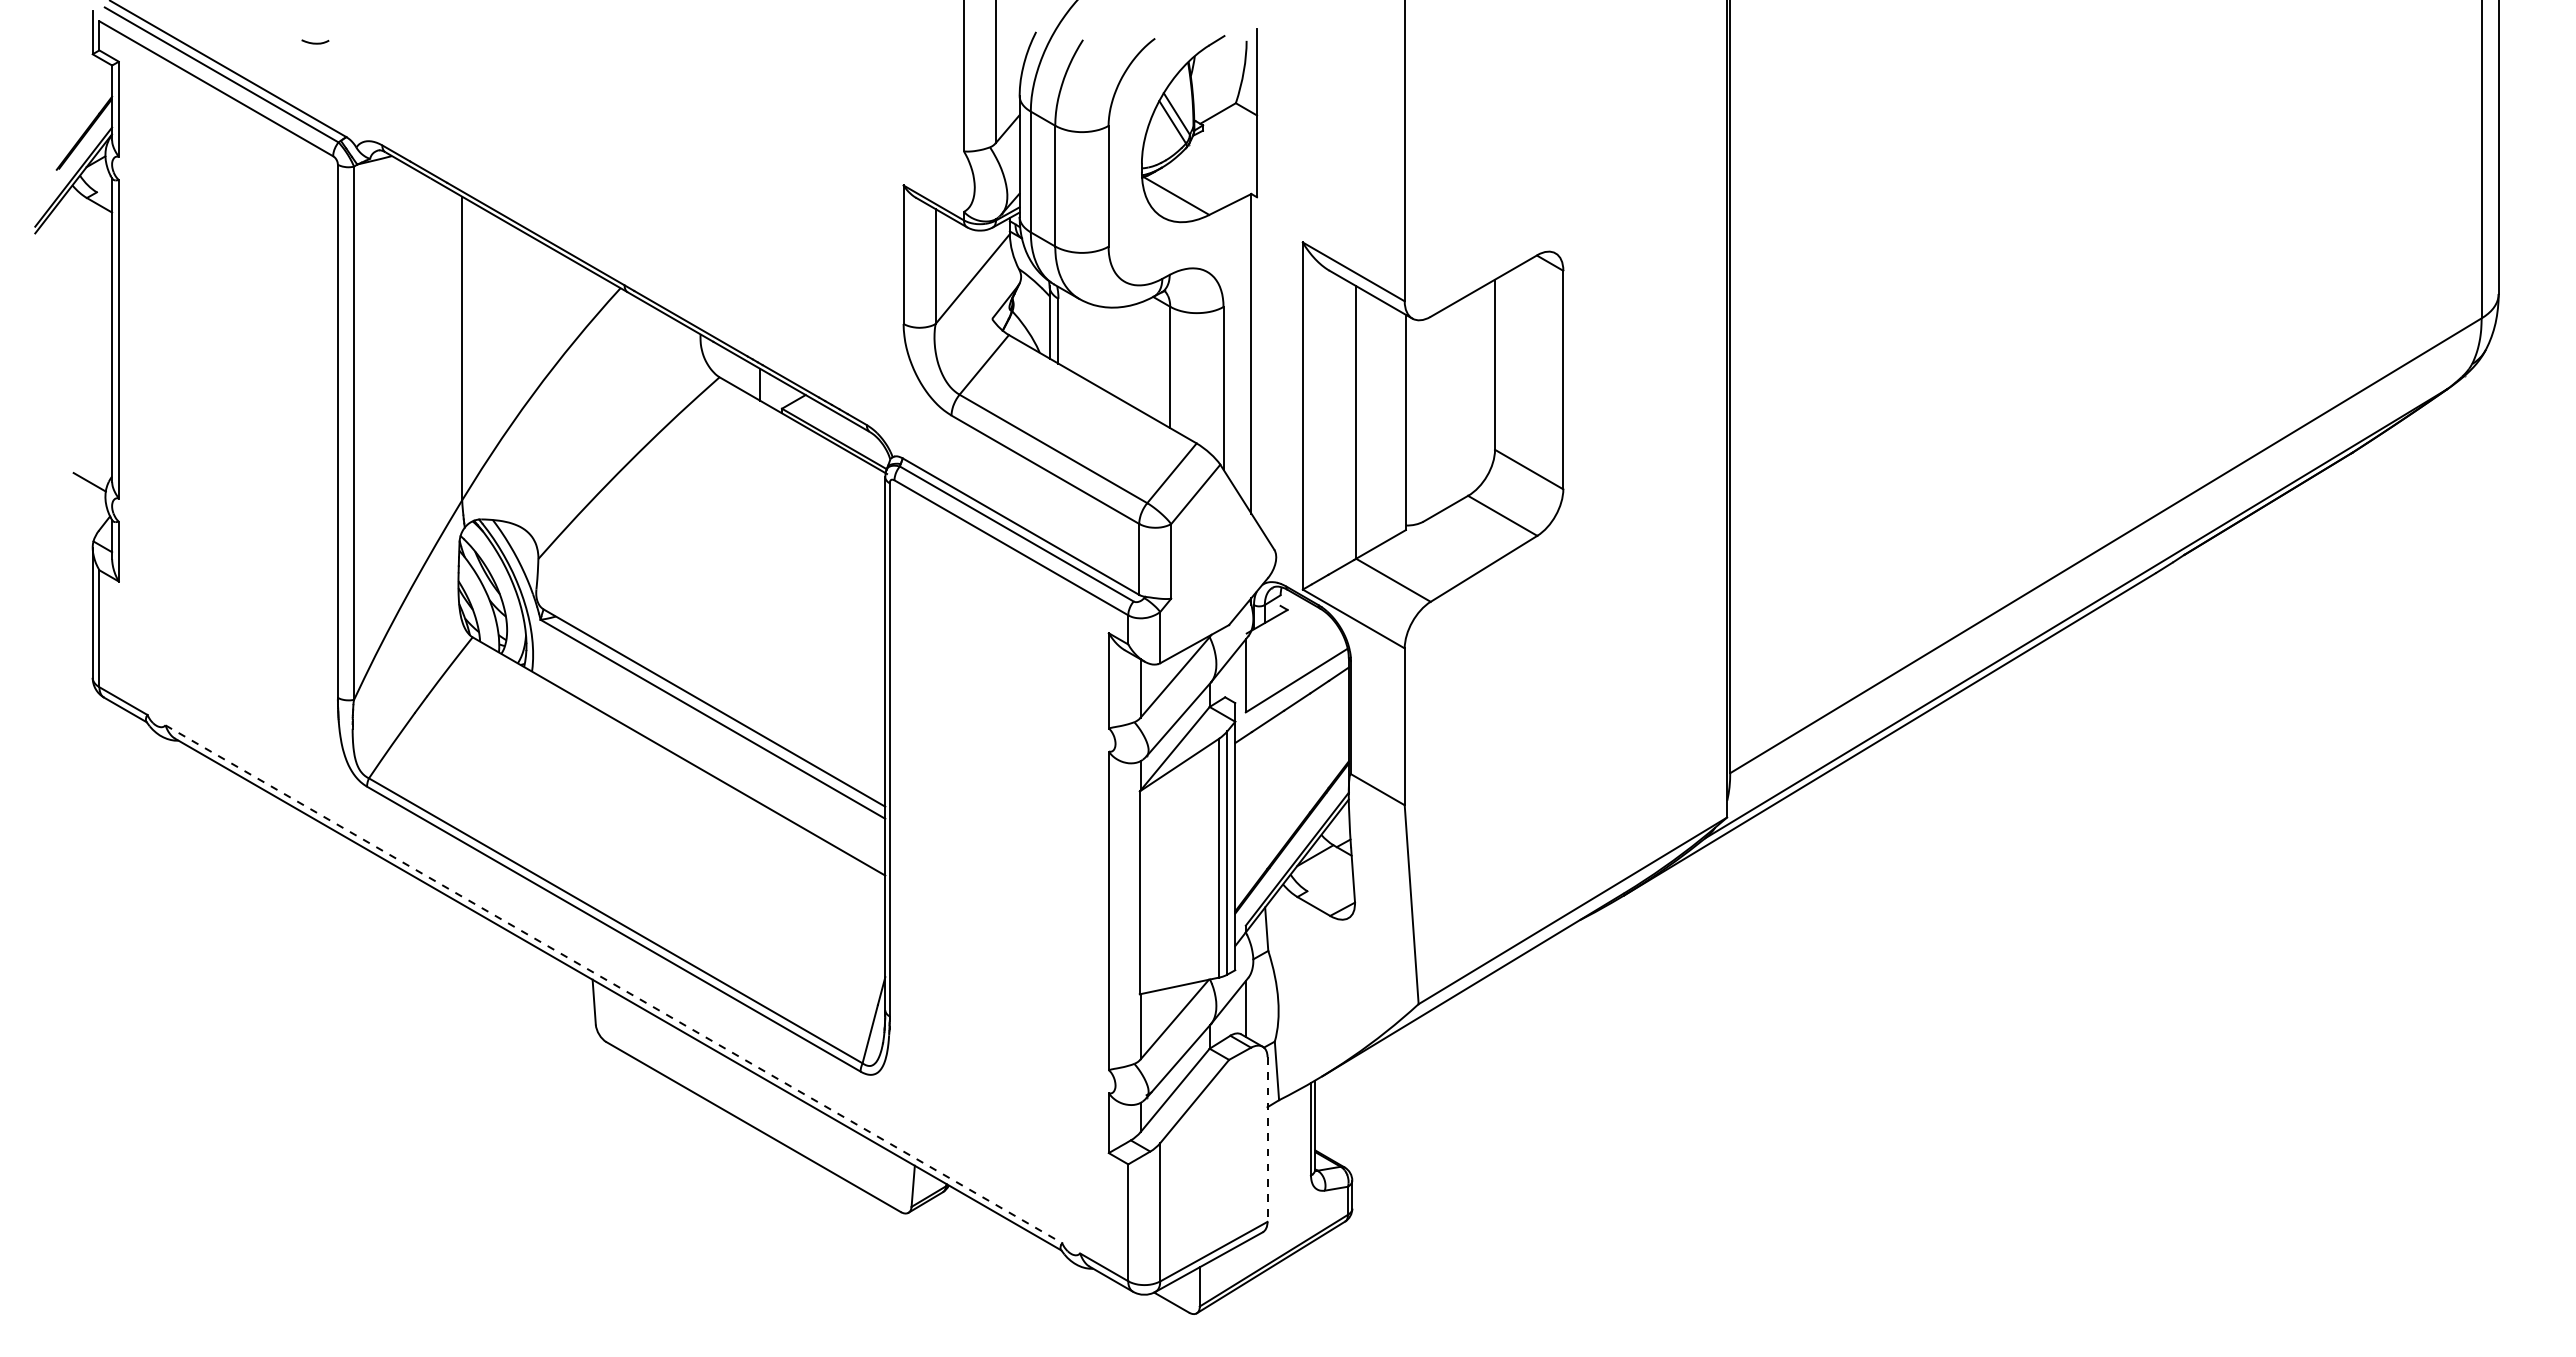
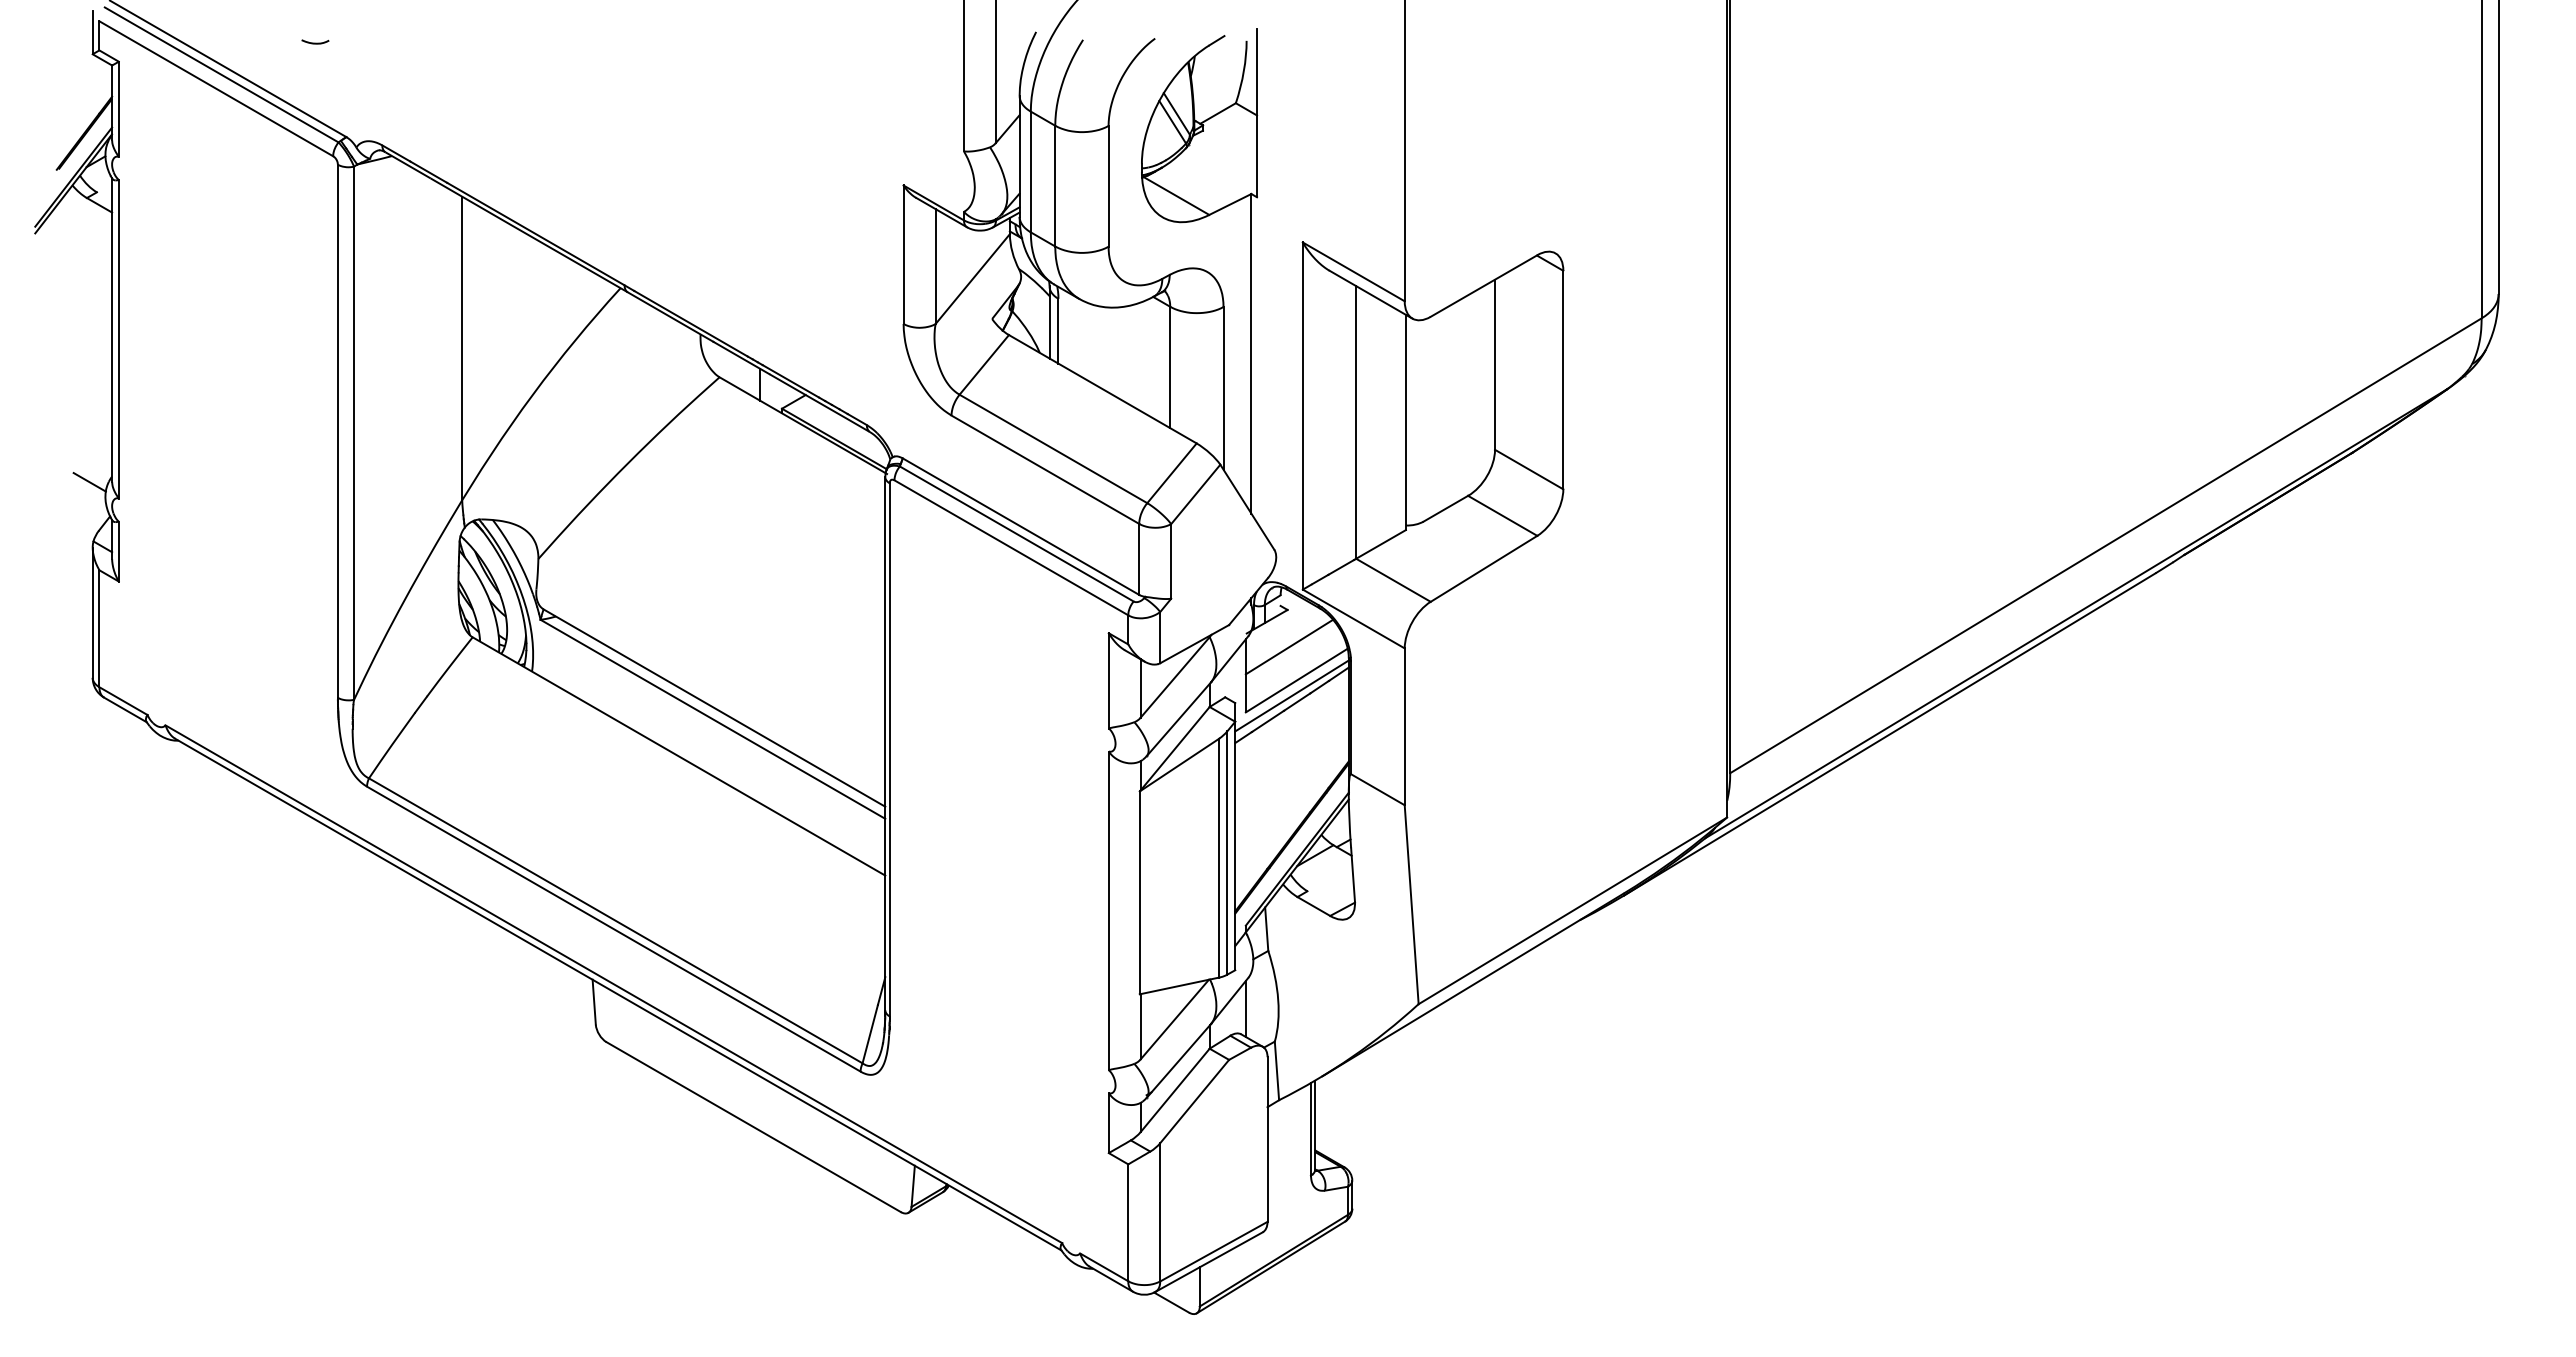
line: none -> present (1289, 646)
line: none -> present (1291, 695)
line: dashed -> solid (613, 984)
line: dashed -> solid (1267, 1140)
